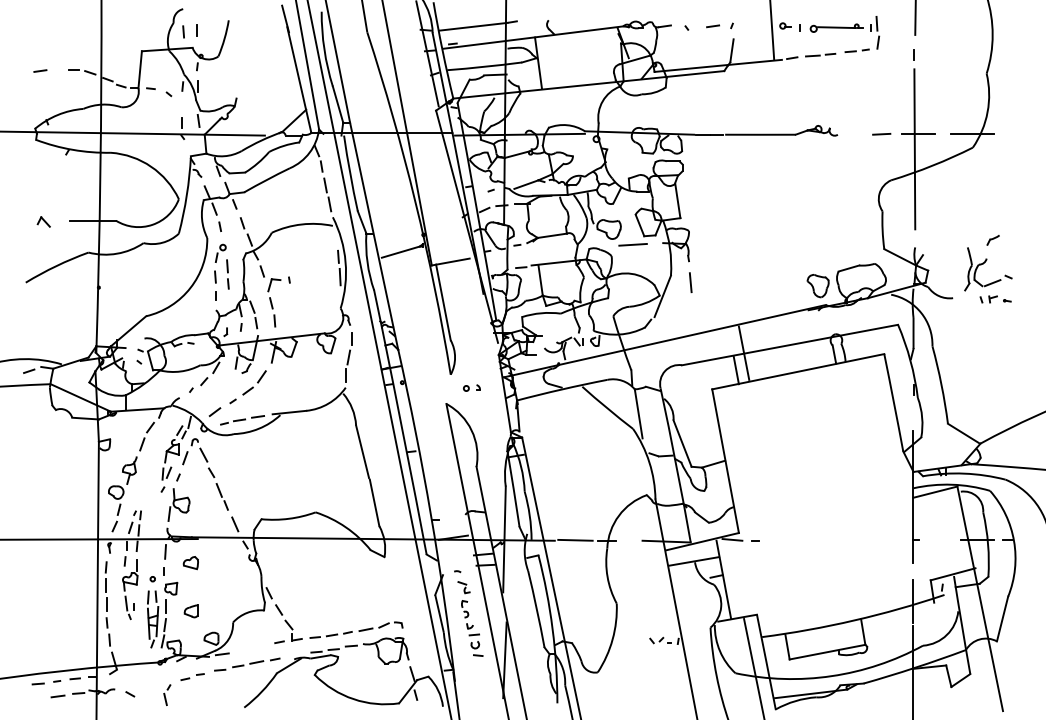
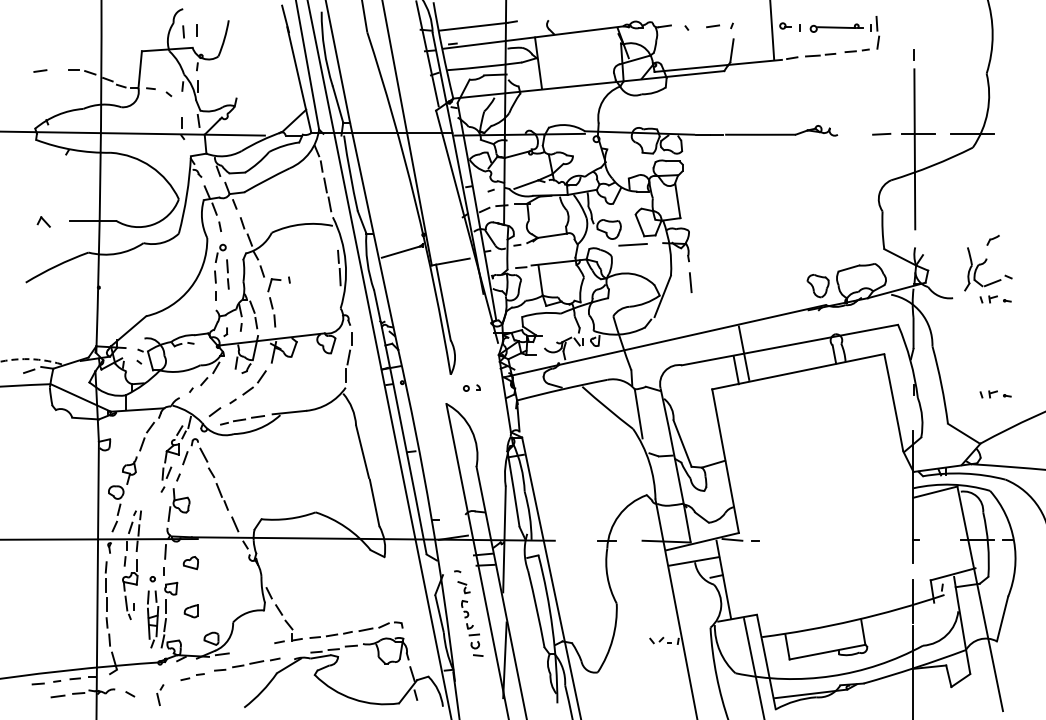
line: present -> none (915, 18)
arc: solid -> dashed (31, 359)
part: none -> present (995, 394)
line: present -> none (575, 539)
part position: (167, 694) -> (160, 694) (160, 694)
